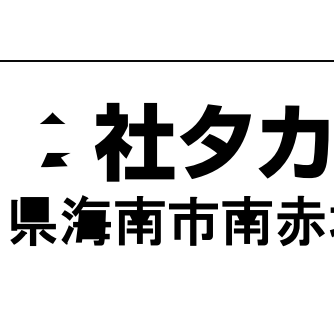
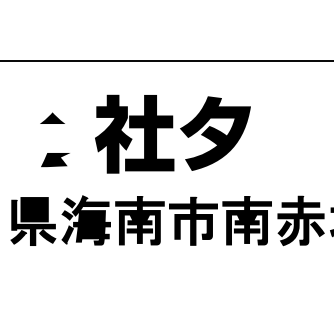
part position: (172, 141) -> (172, 133) (172, 133)
fill: present -> none (293, 141)
